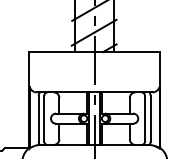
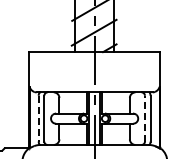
line: solid -> dashed (38, 118)
line: solid -> dashed (144, 118)
